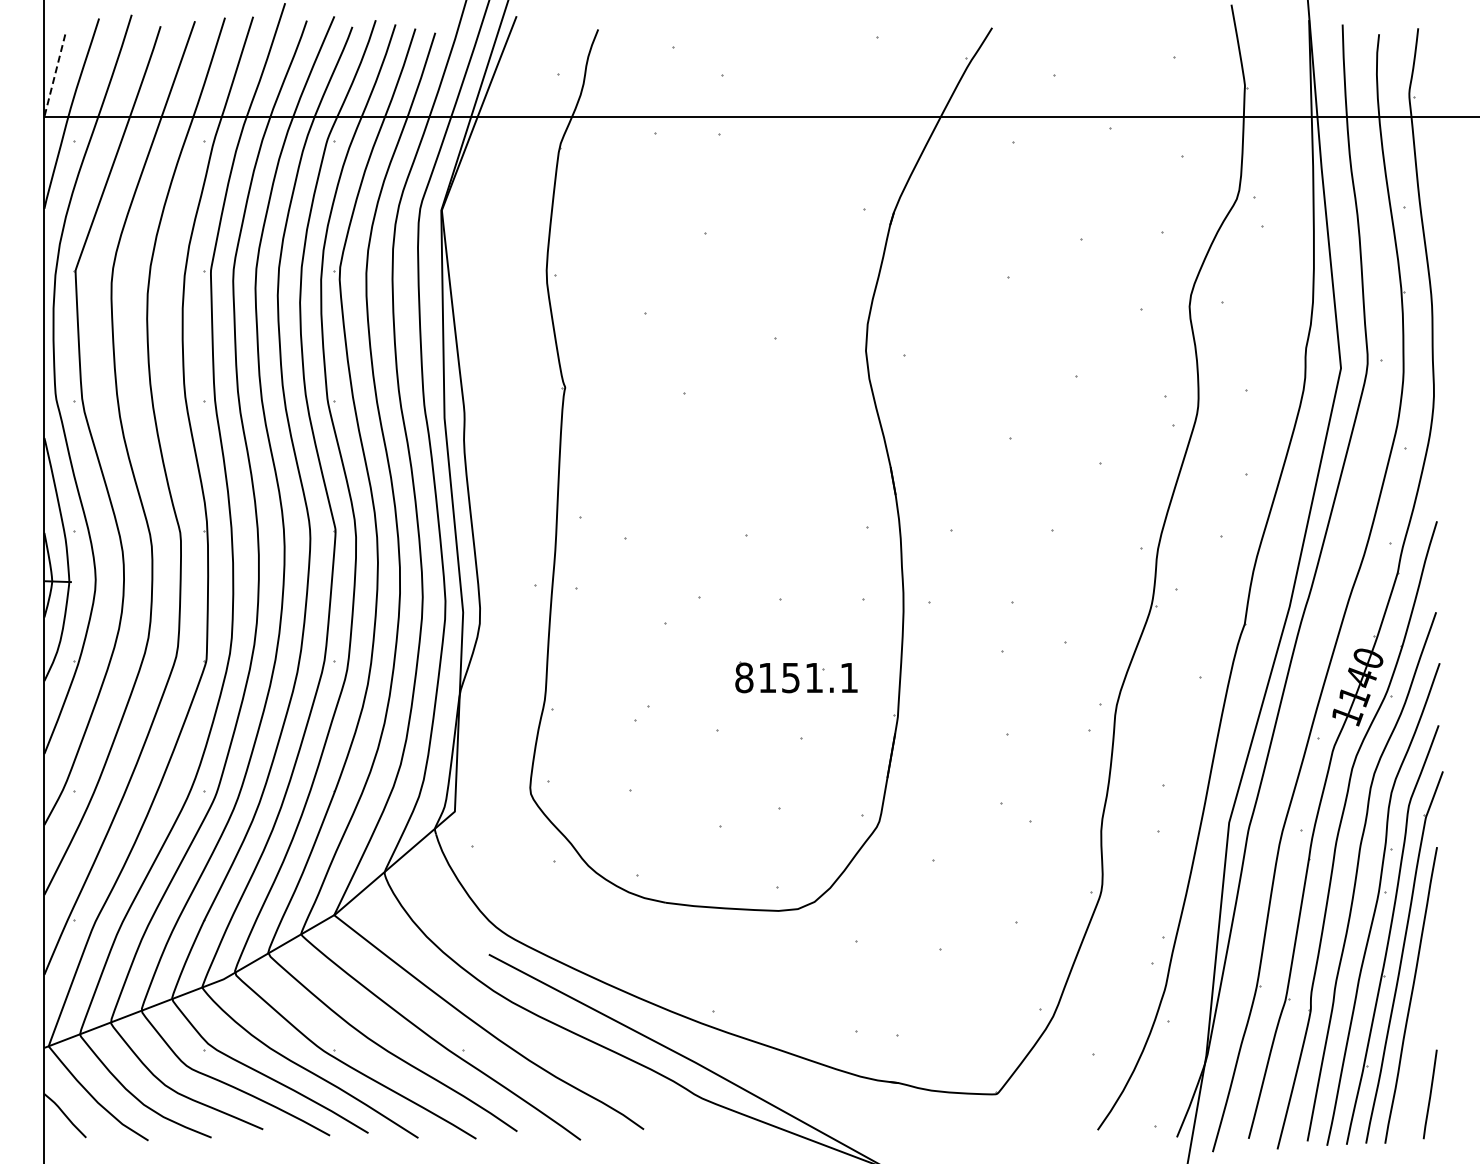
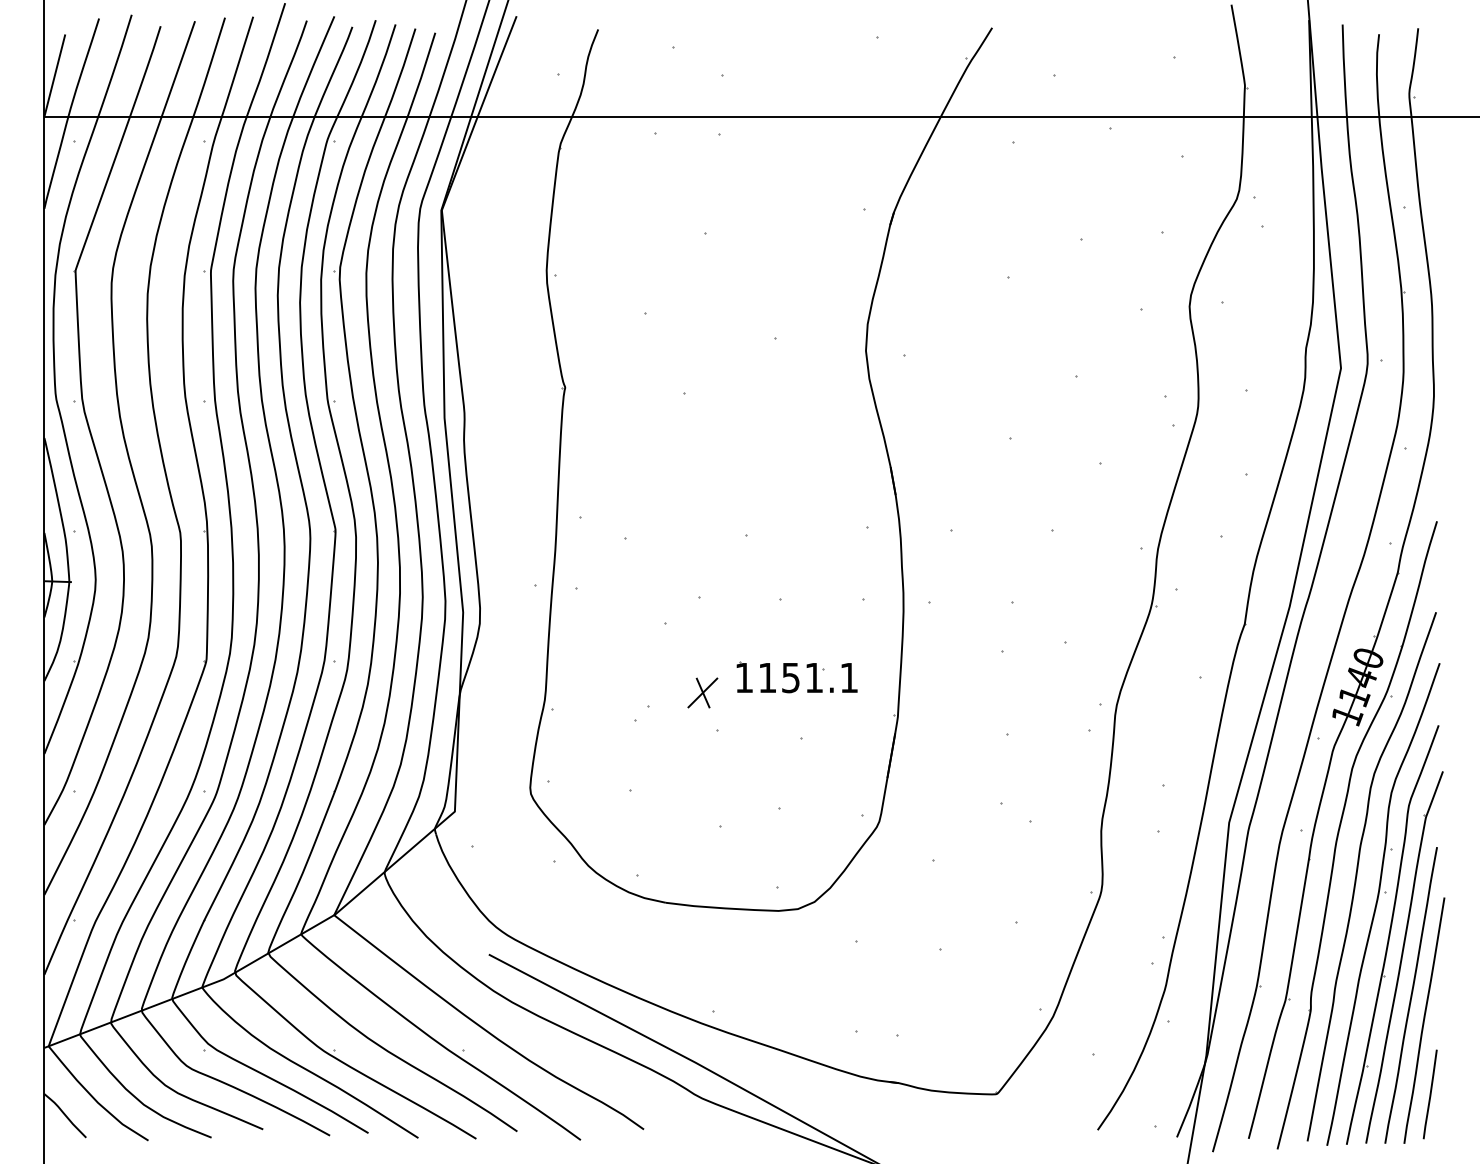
line: dashed -> solid (54, 75)
text: 8151.1 -> 1151.1 (744, 677)
part: none -> present (702, 692)
line: none -> present (1424, 1020)
